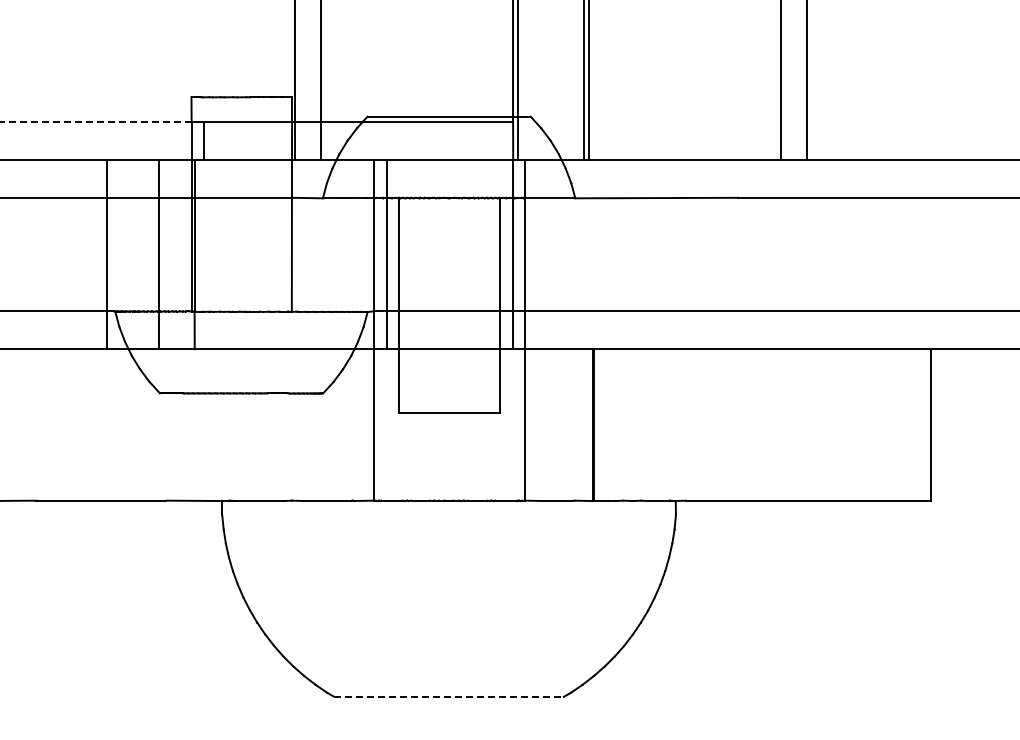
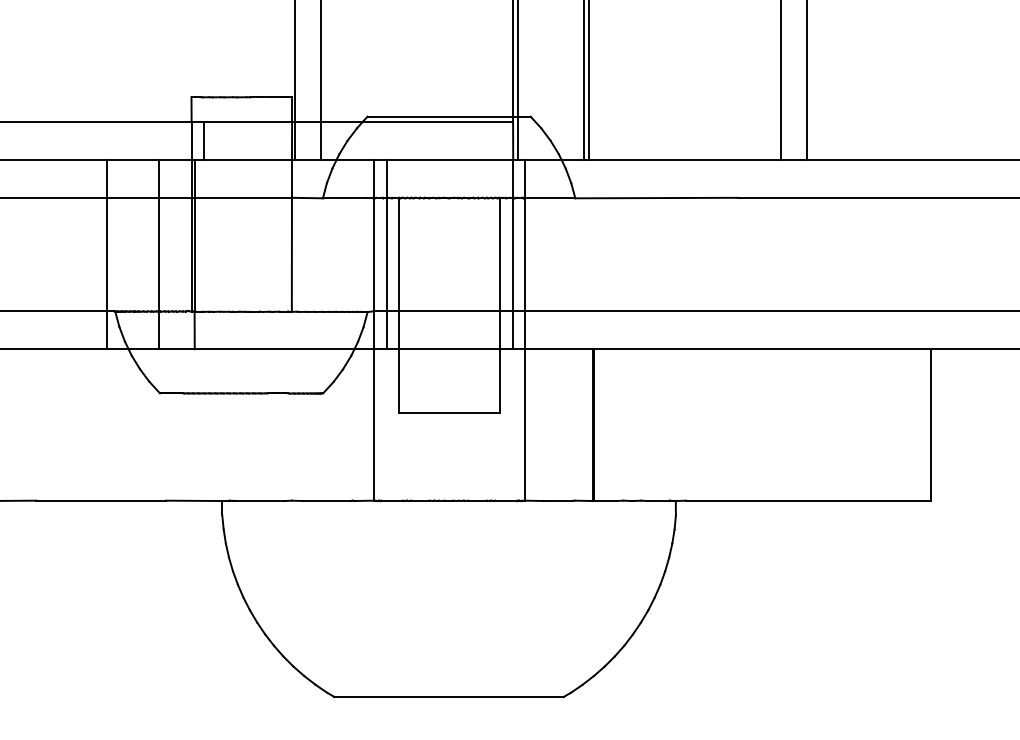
line: dashed -> solid (96, 122)
line: dashed -> solid (449, 696)
